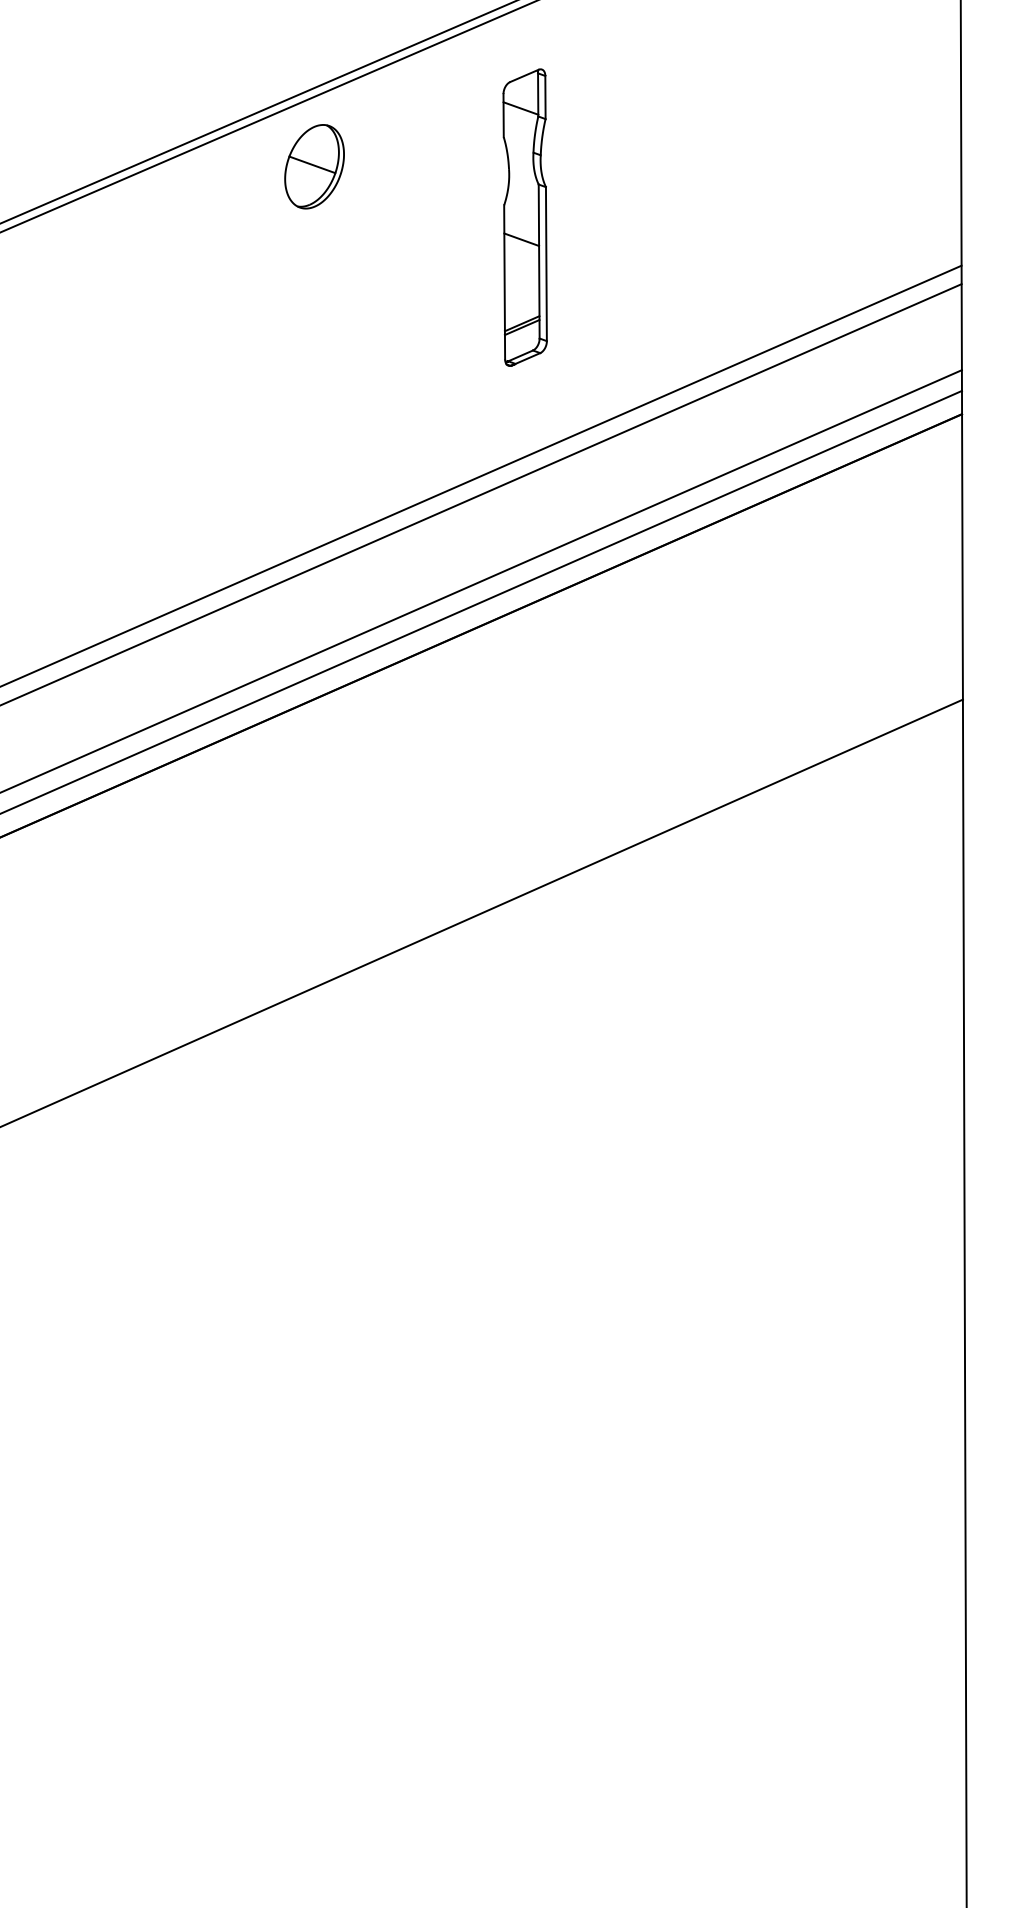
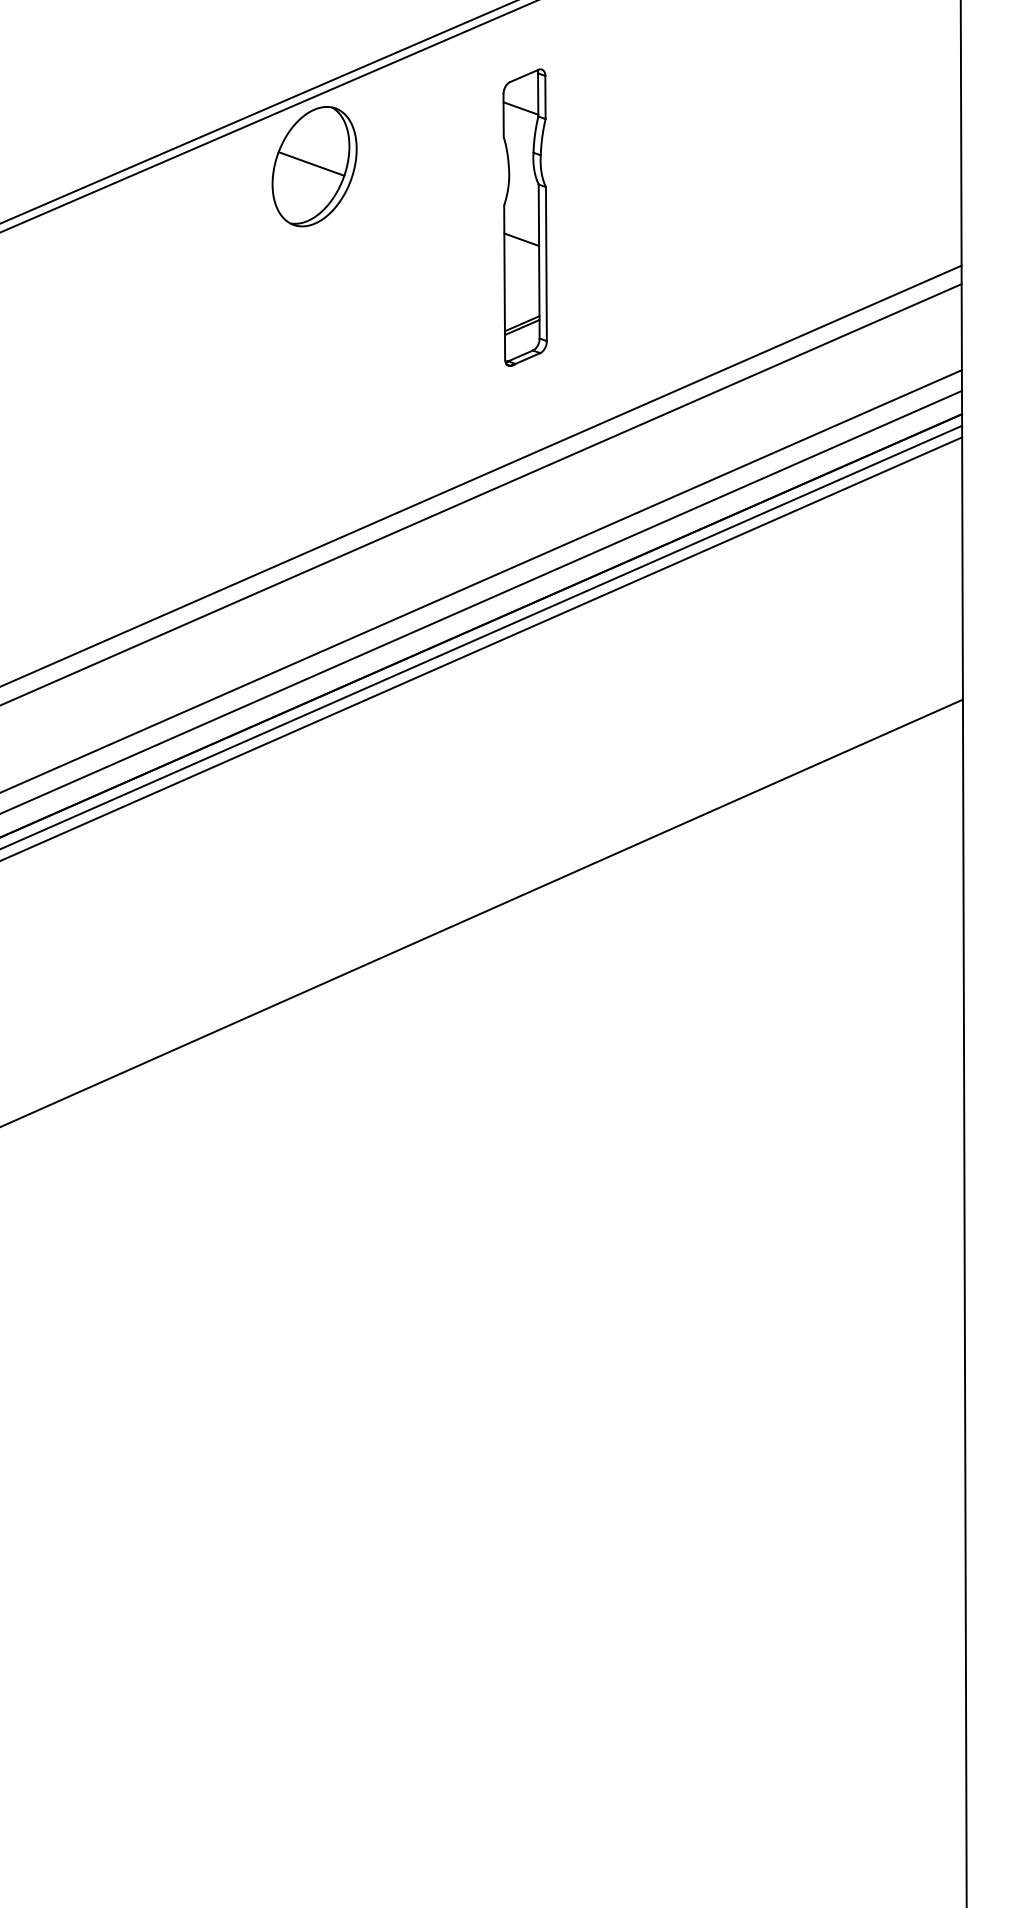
part size: 61x86 px -> 87x122 px (314, 166)
line: none -> present (482, 636)
line: none -> present (482, 648)
